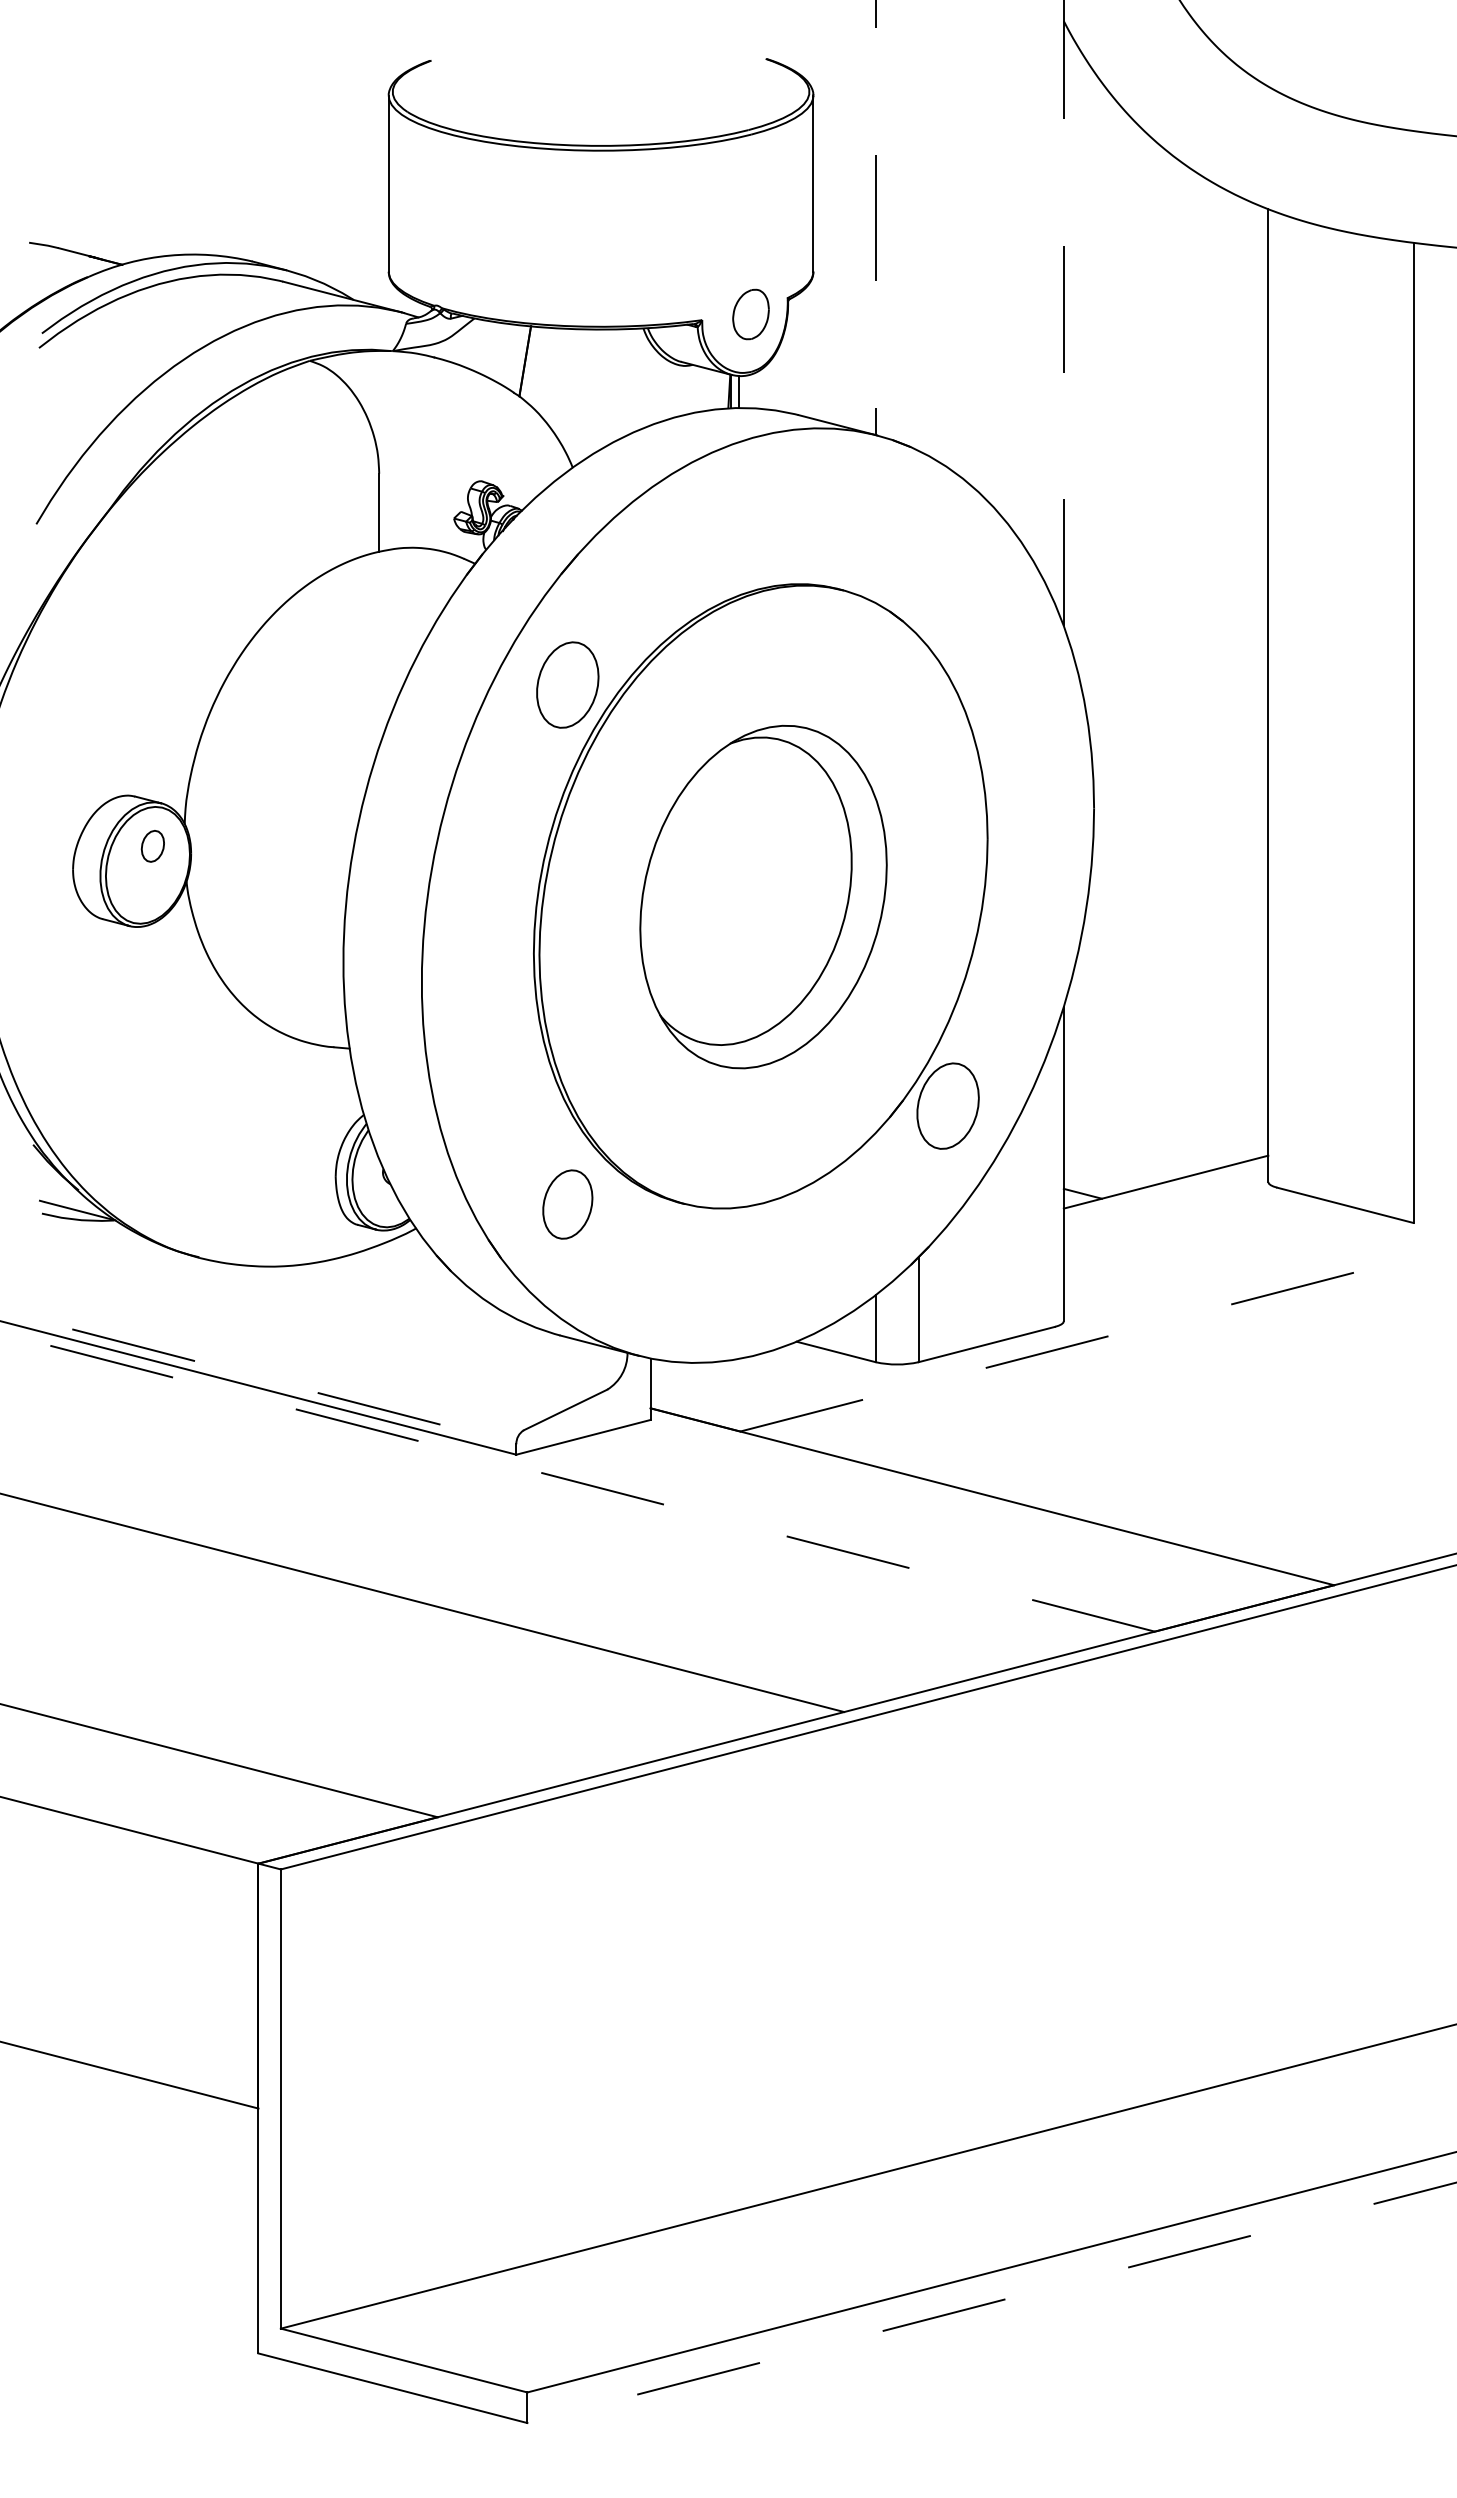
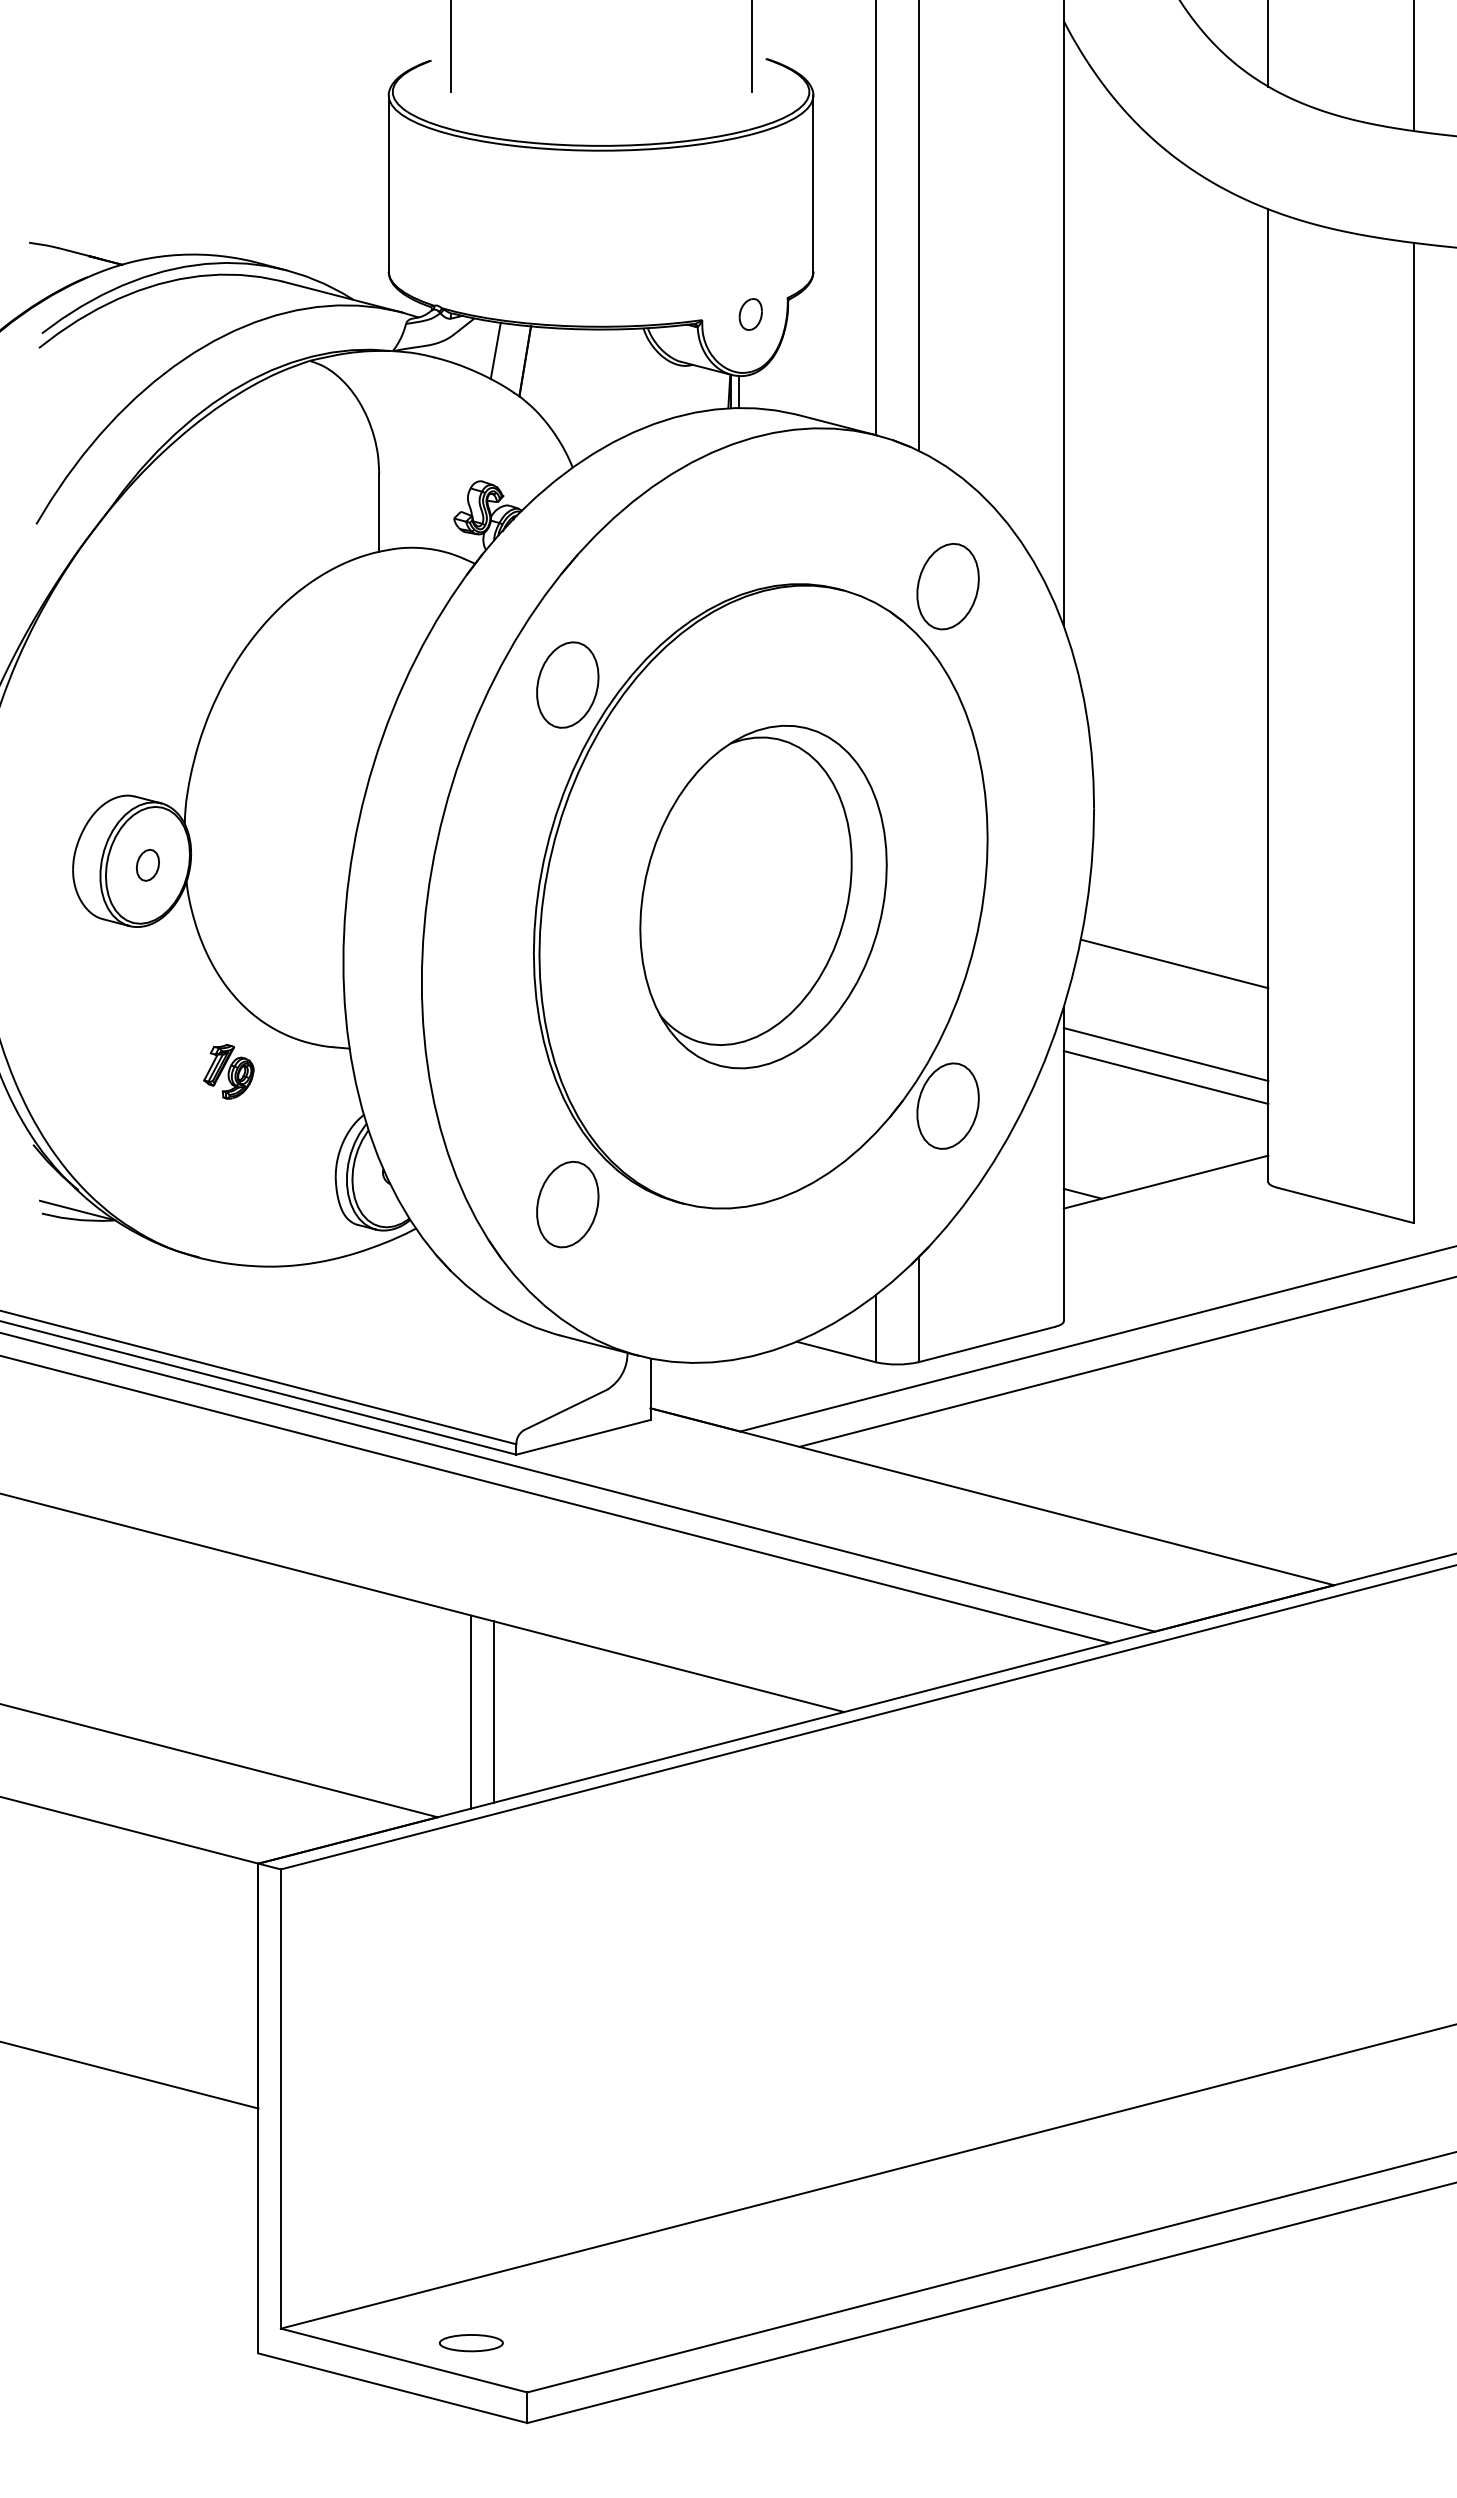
line: none -> present (1268, 44)
line: none -> present (450, 46)
line: none -> present (751, 46)
line: none -> present (1413, 66)
line: dashed -> solid (875, 218)
line: none -> present (918, 226)
line: dashed -> solid (1063, 313)
part size: 38x53 px -> 25x33 px (750, 314)
line: none -> present (495, 350)
part: none -> present (947, 586)
part position: (152, 846) -> (147, 865) (147, 865)
line: none -> present (1174, 963)
line: none -> present (1165, 1054)
part: none -> present (228, 1071)
line: none -> present (1165, 1077)
part size: 52x71 px -> 64x89 px (567, 1204)
line: dashed -> solid (1098, 1338)
line: none -> present (1126, 1361)
line: dashed -> solid (259, 1377)
line: dashed -> solid (576, 1482)
line: none -> present (556, 1499)
line: none -> present (471, 1711)
line: none -> present (493, 1711)
line: dashed -> solid (992, 2302)
part: none -> present (470, 2343)
